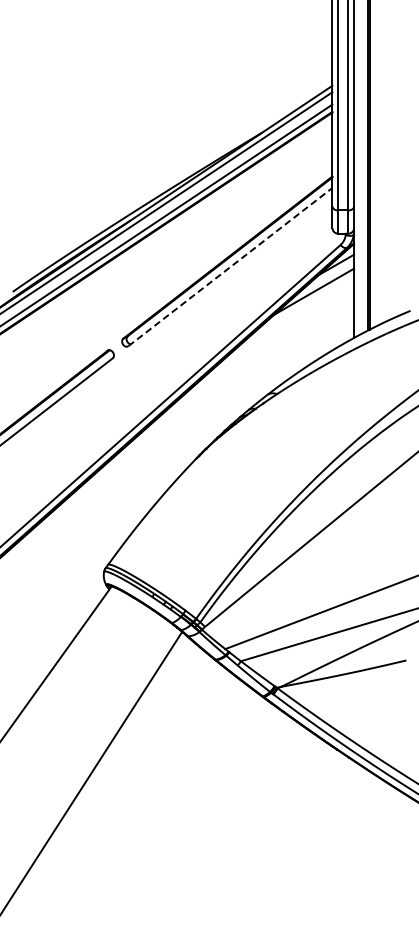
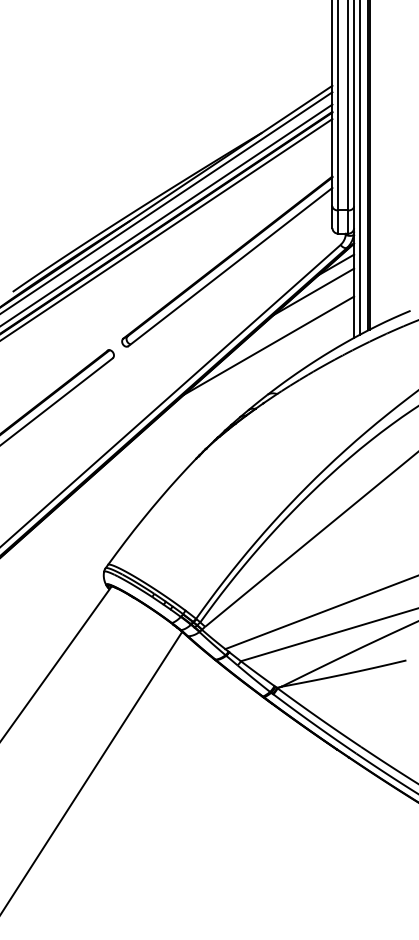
line: none -> present (359, 168)
line: none -> present (167, 229)
line: dashed -> solid (230, 266)
line: none -> present (268, 345)
